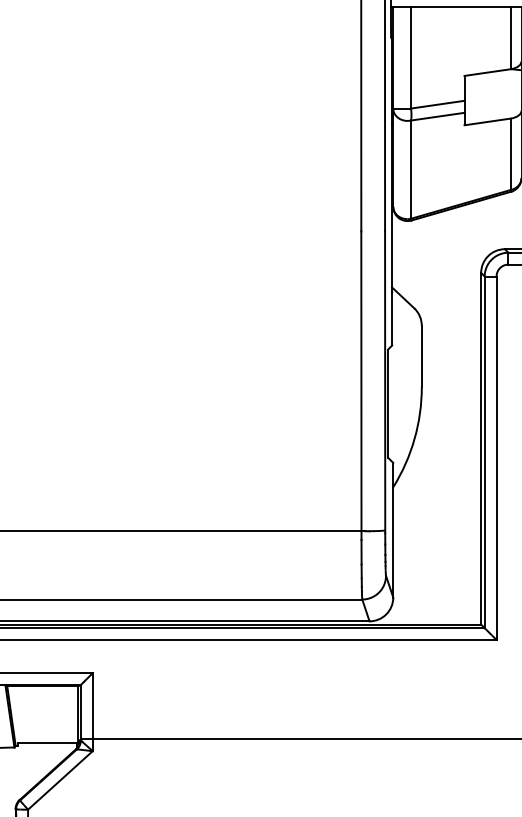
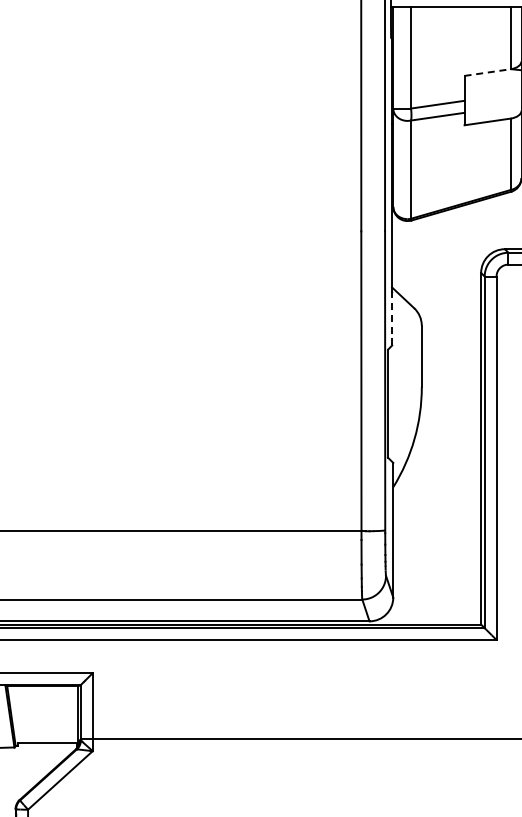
line: solid -> dashed (488, 72)
line: solid -> dashed (392, 318)
